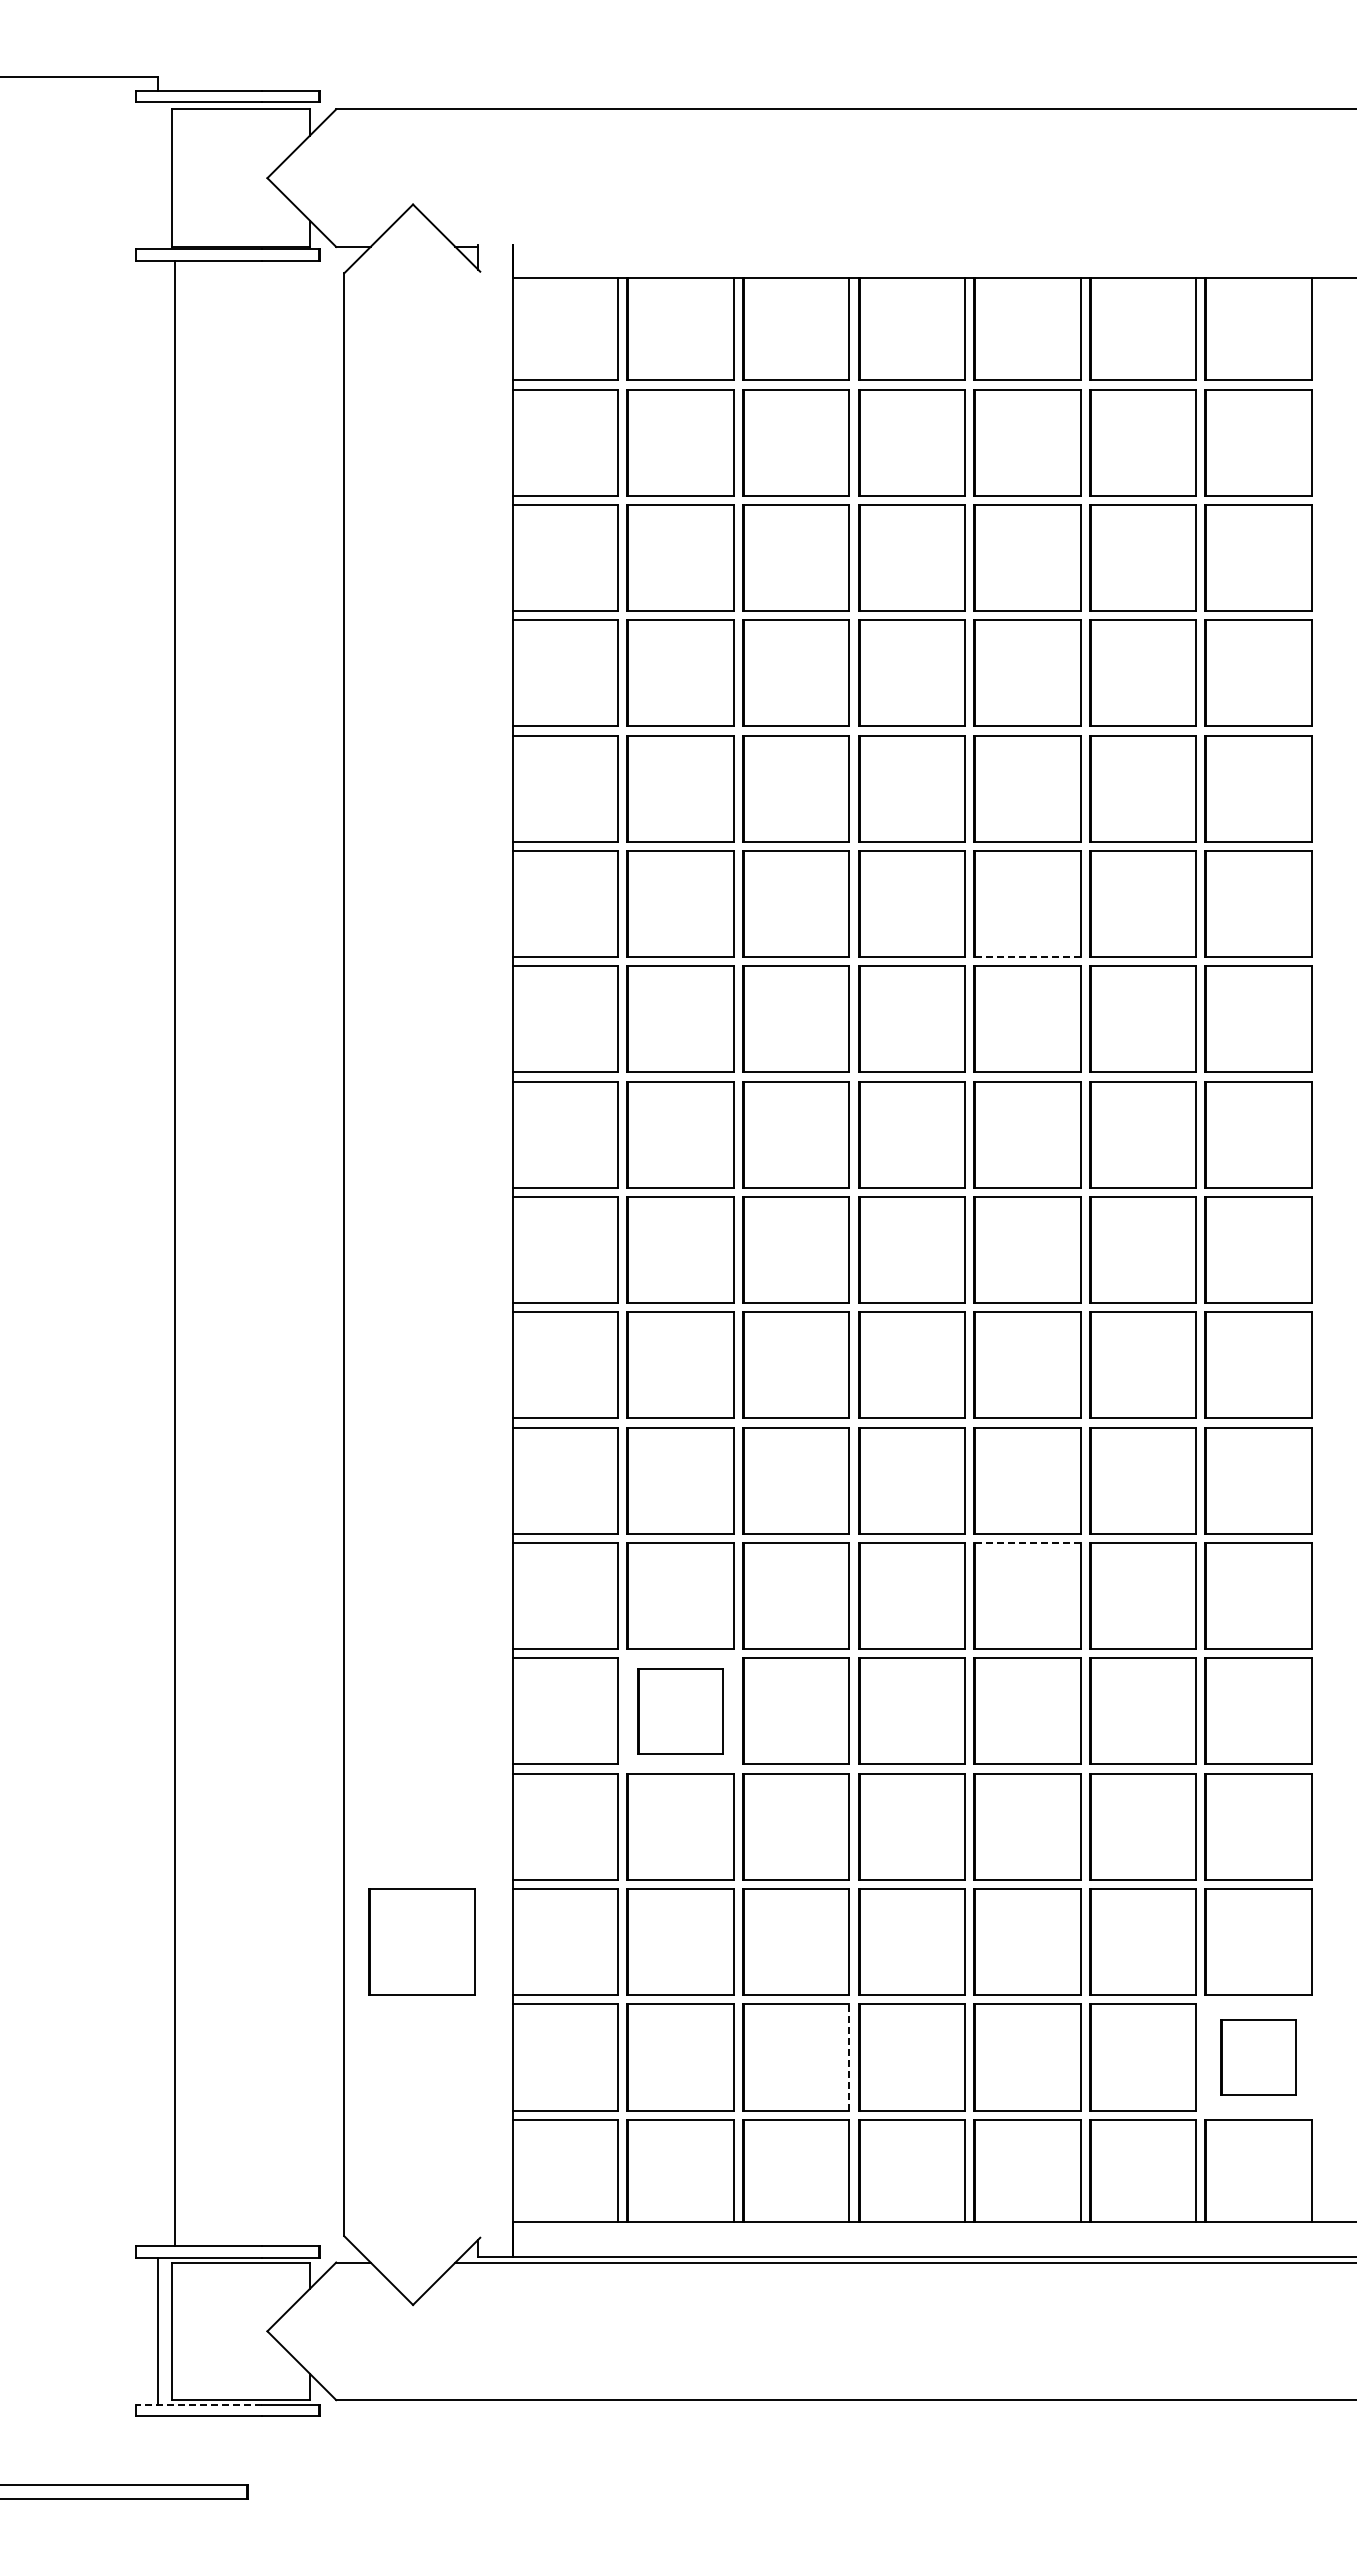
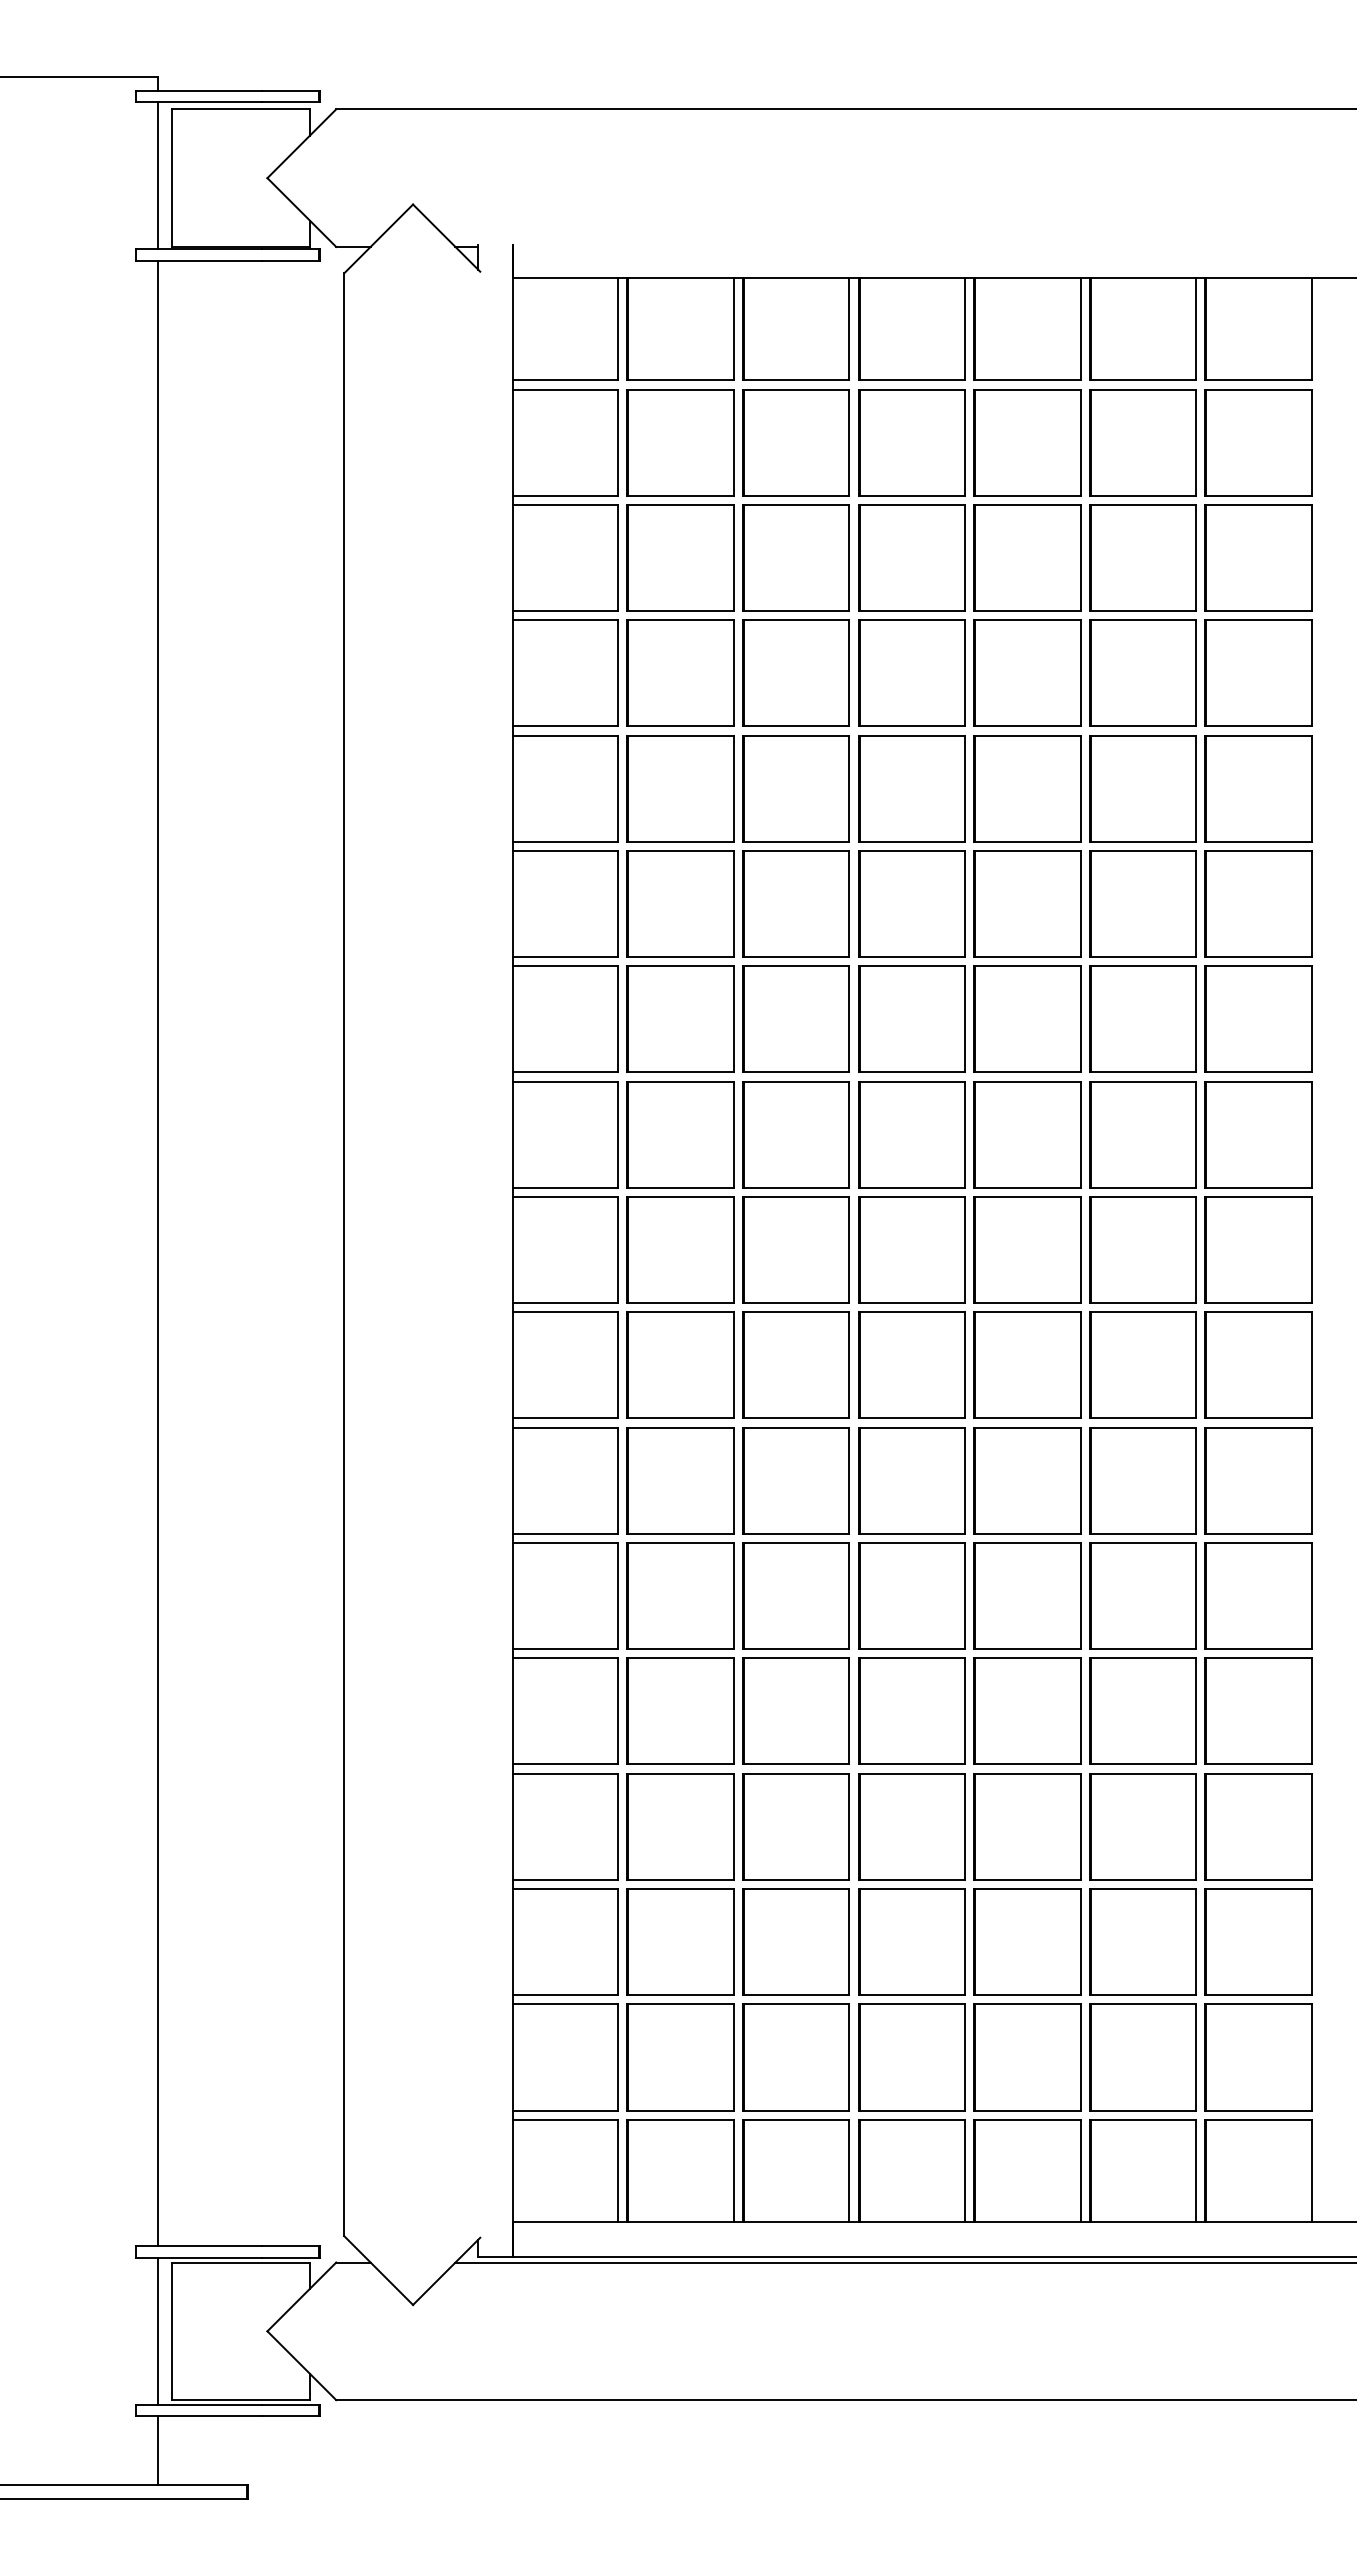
line: none -> present (157, 175)
line: dashed -> solid (1026, 957)
line position: (174, 1253) -> (157, 1253) (157, 1253)
line: dashed -> solid (1026, 1542)
part size: 87x87 px -> 109x108 px (680, 1710)
part: present -> none (421, 1941)
line: dashed -> solid (849, 2056)
part size: 77x77 px -> 109x109 px (1258, 2057)
line: dashed -> solid (198, 2404)
line: none -> present (157, 2450)
